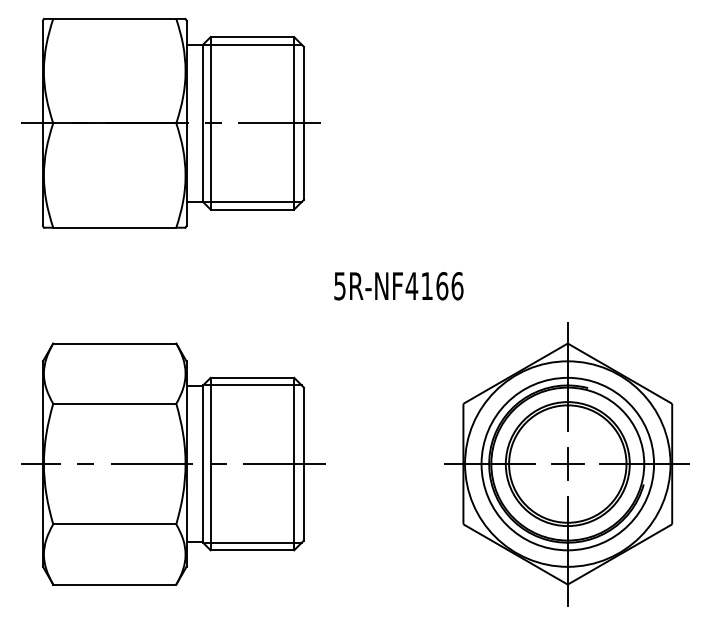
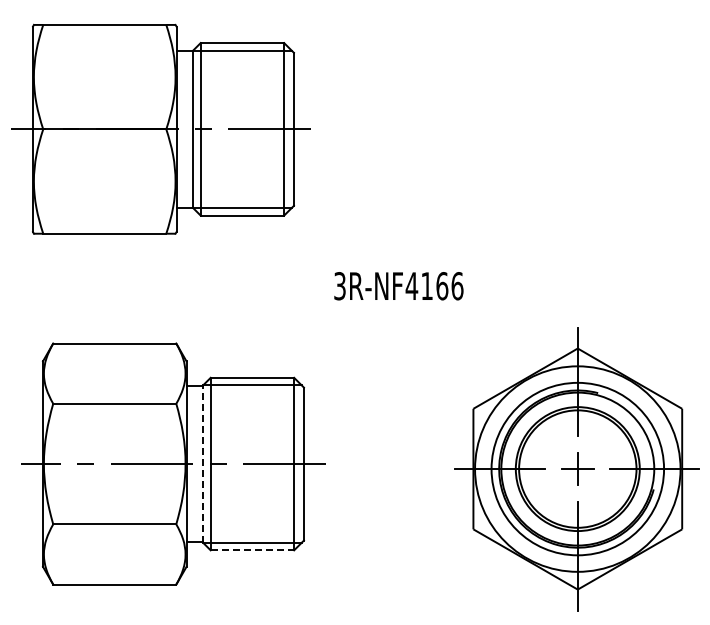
part position: (170, 122) -> (160, 128) (160, 128)
text: 5R-NF4166 -> 3R-NF4166 (339, 285)
line: solid -> dashed (202, 463)
part position: (566, 464) -> (576, 469) (576, 469)
line: solid -> dashed (252, 550)
